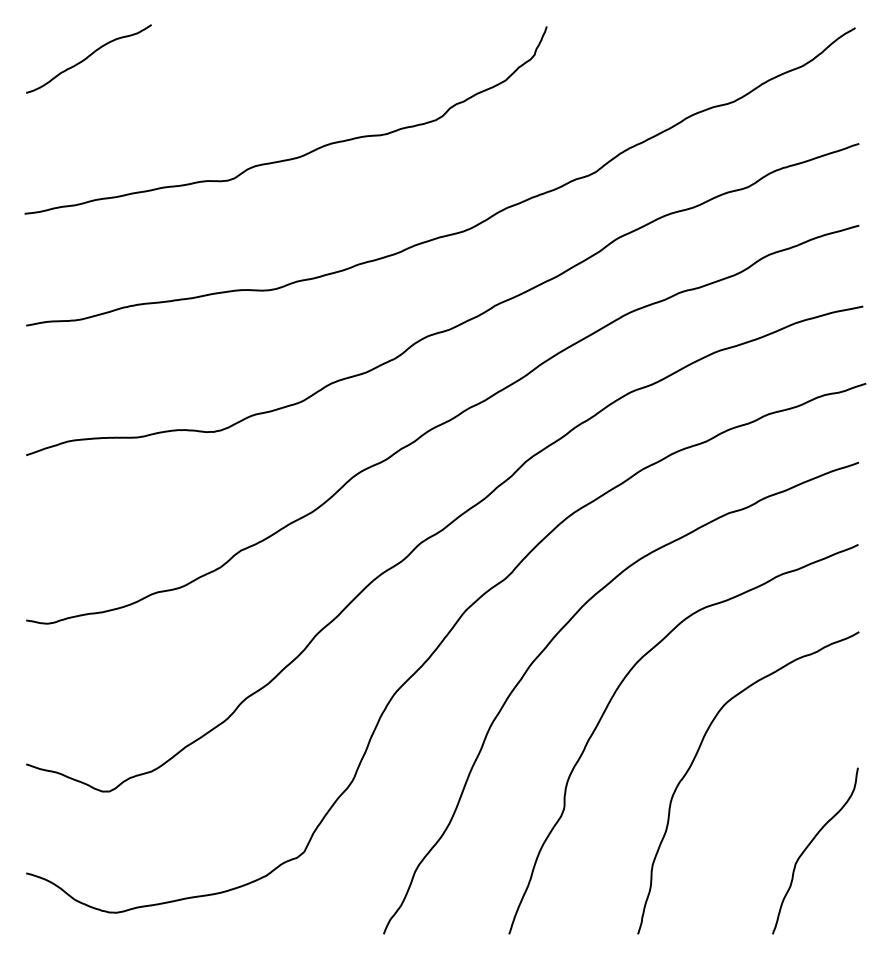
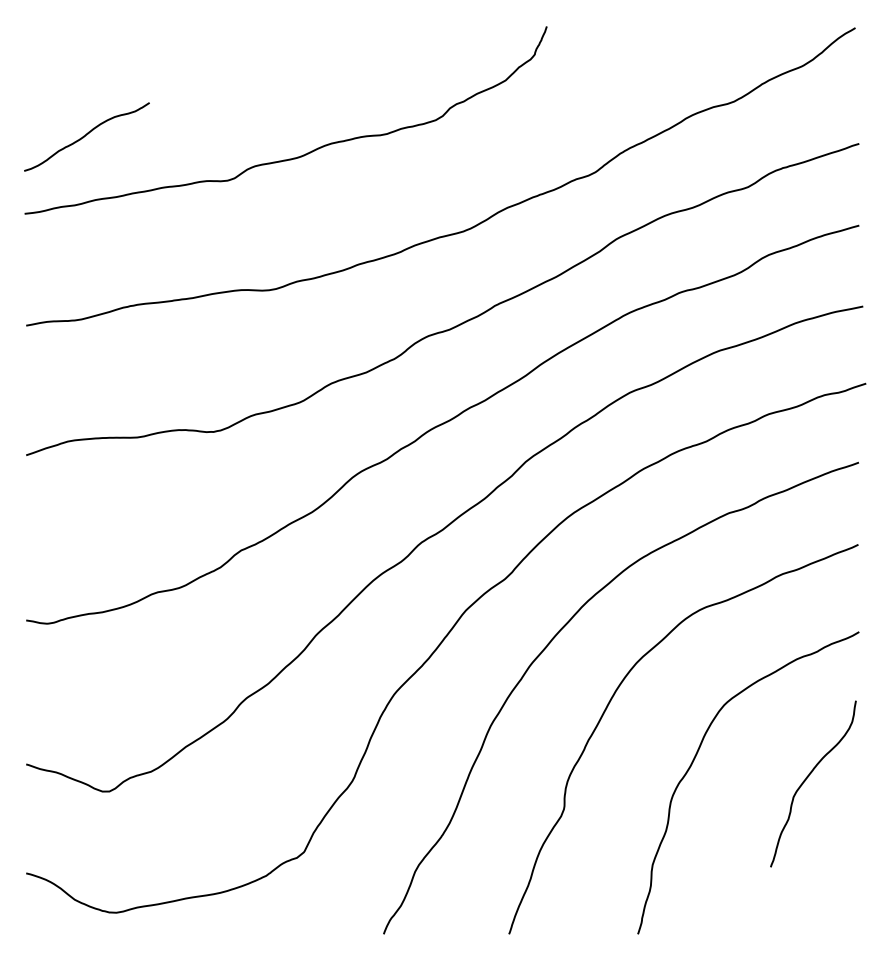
curve position: (88, 57) -> (86, 135) (86, 135)
curve position: (808, 847) -> (806, 780) (806, 780)
